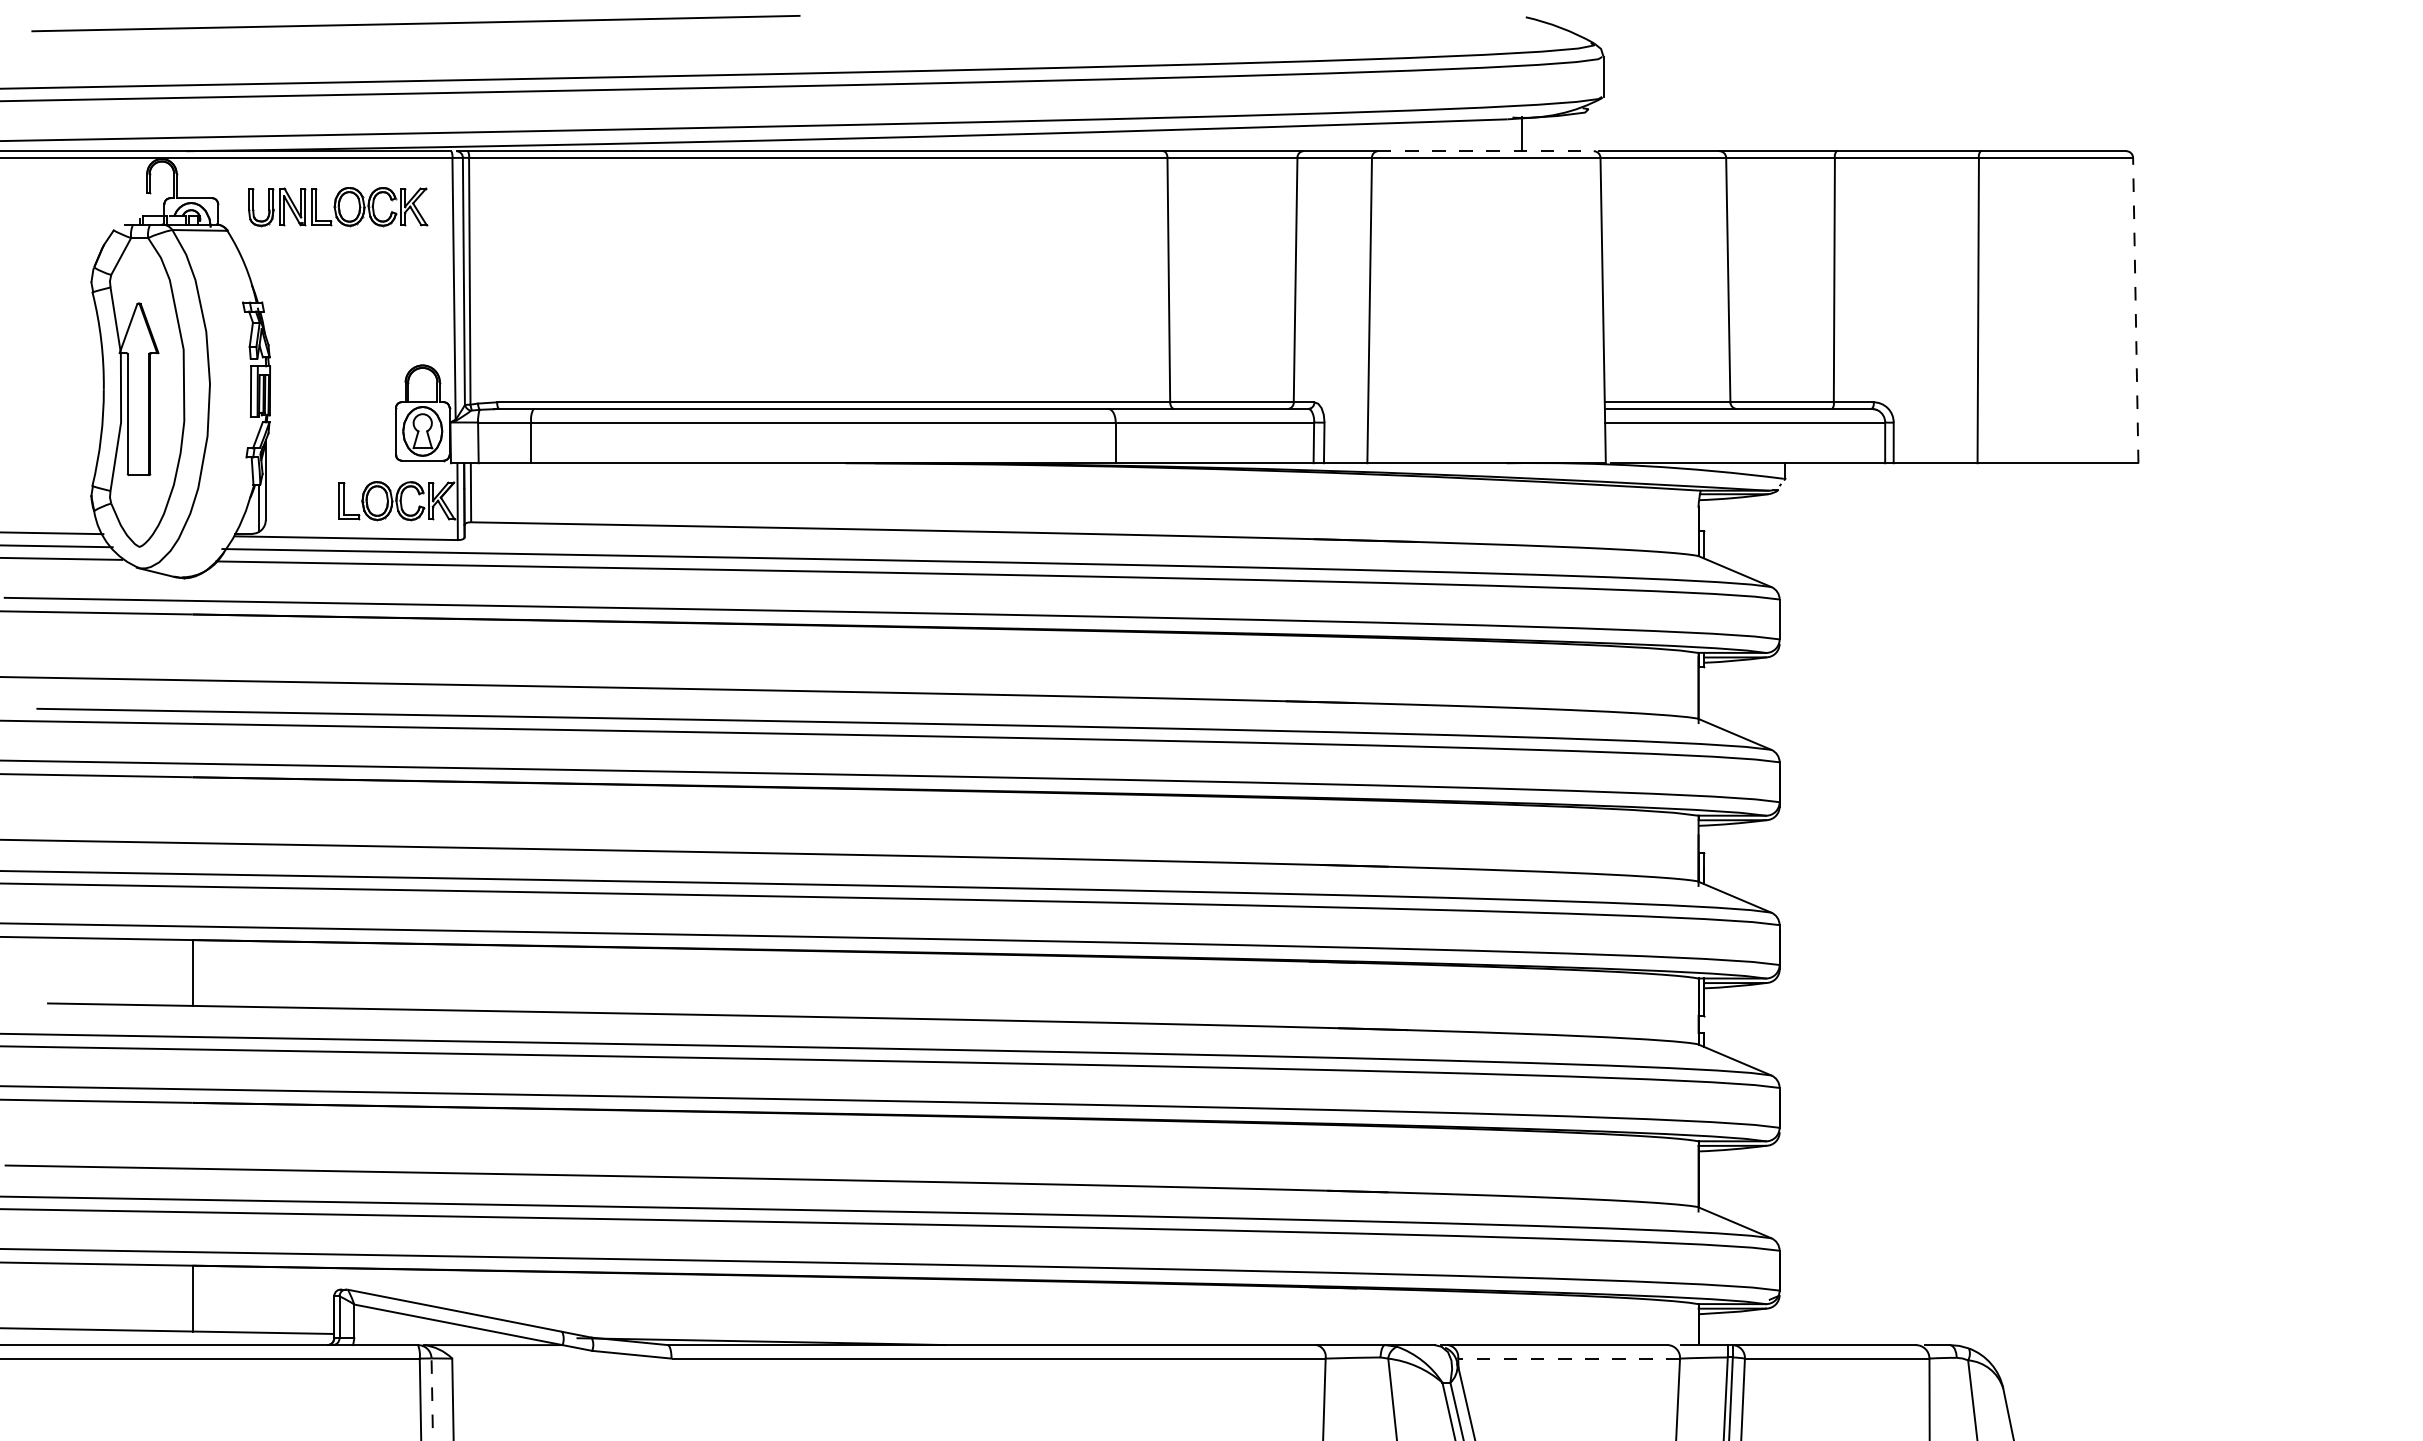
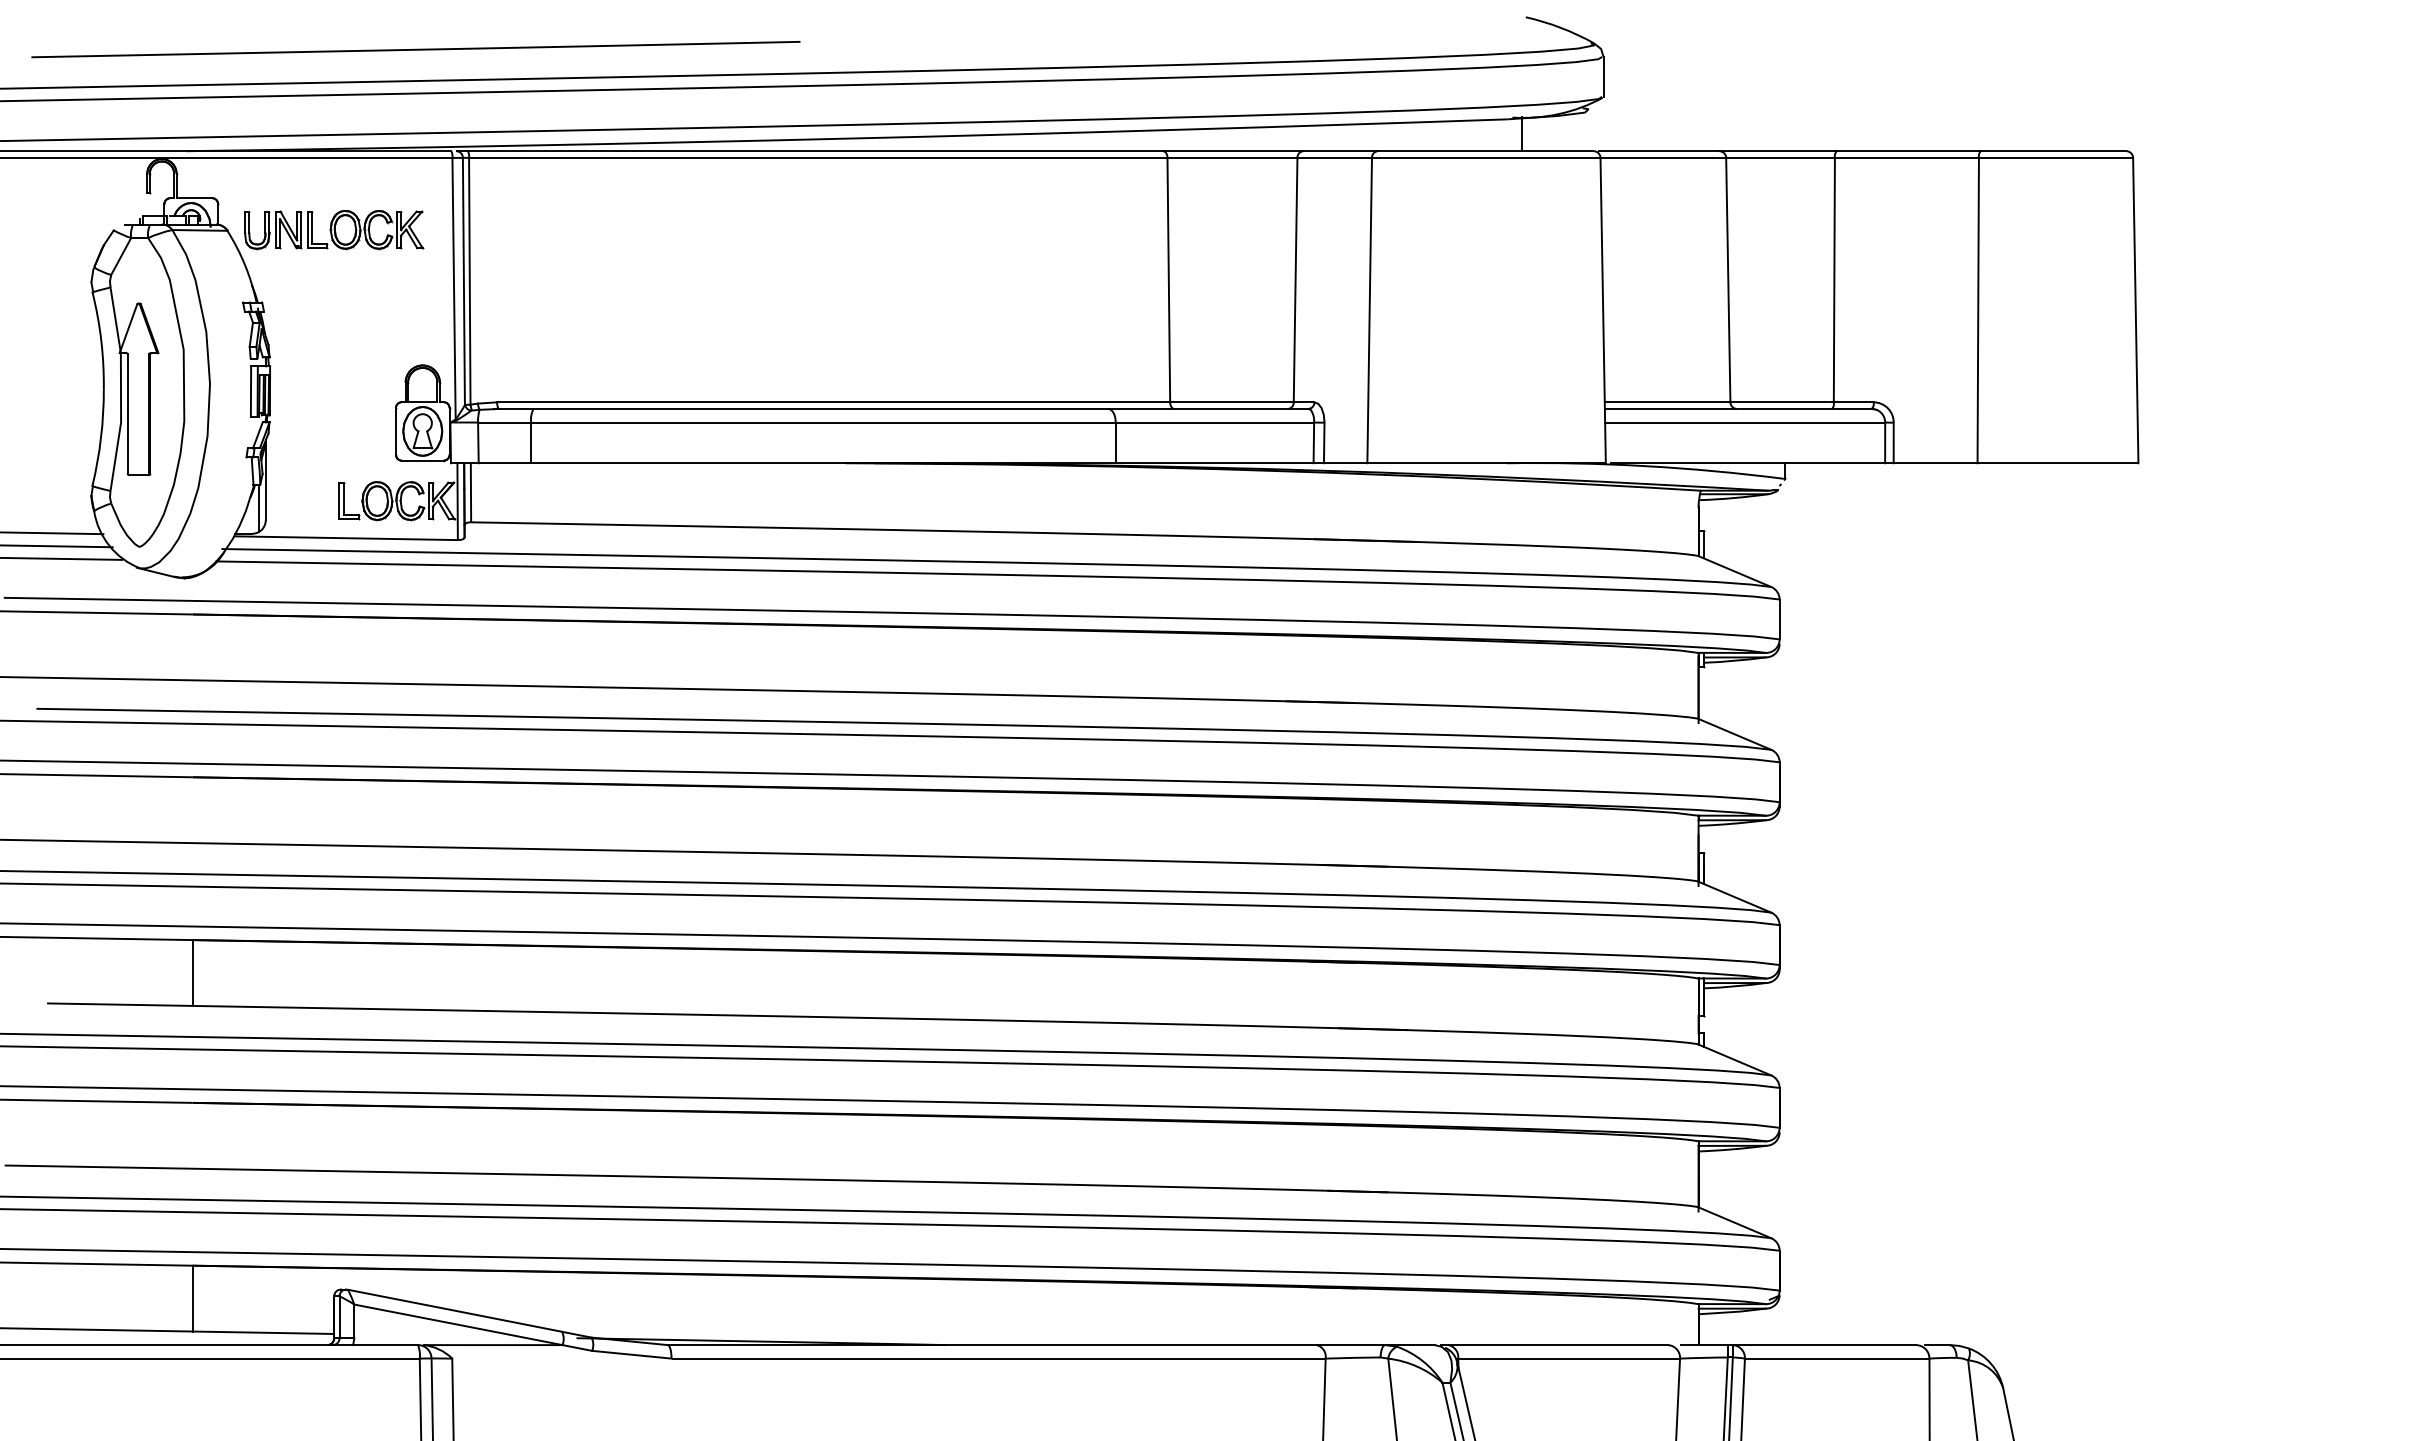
line position: (415, 23) -> (415, 49) (415, 49)
line: dashed -> solid (1485, 151)
part position: (338, 207) -> (334, 230) (334, 230)
line: dashed -> solid (2135, 310)
line: dashed -> solid (1569, 1358)
line: dashed -> solid (432, 1399)
